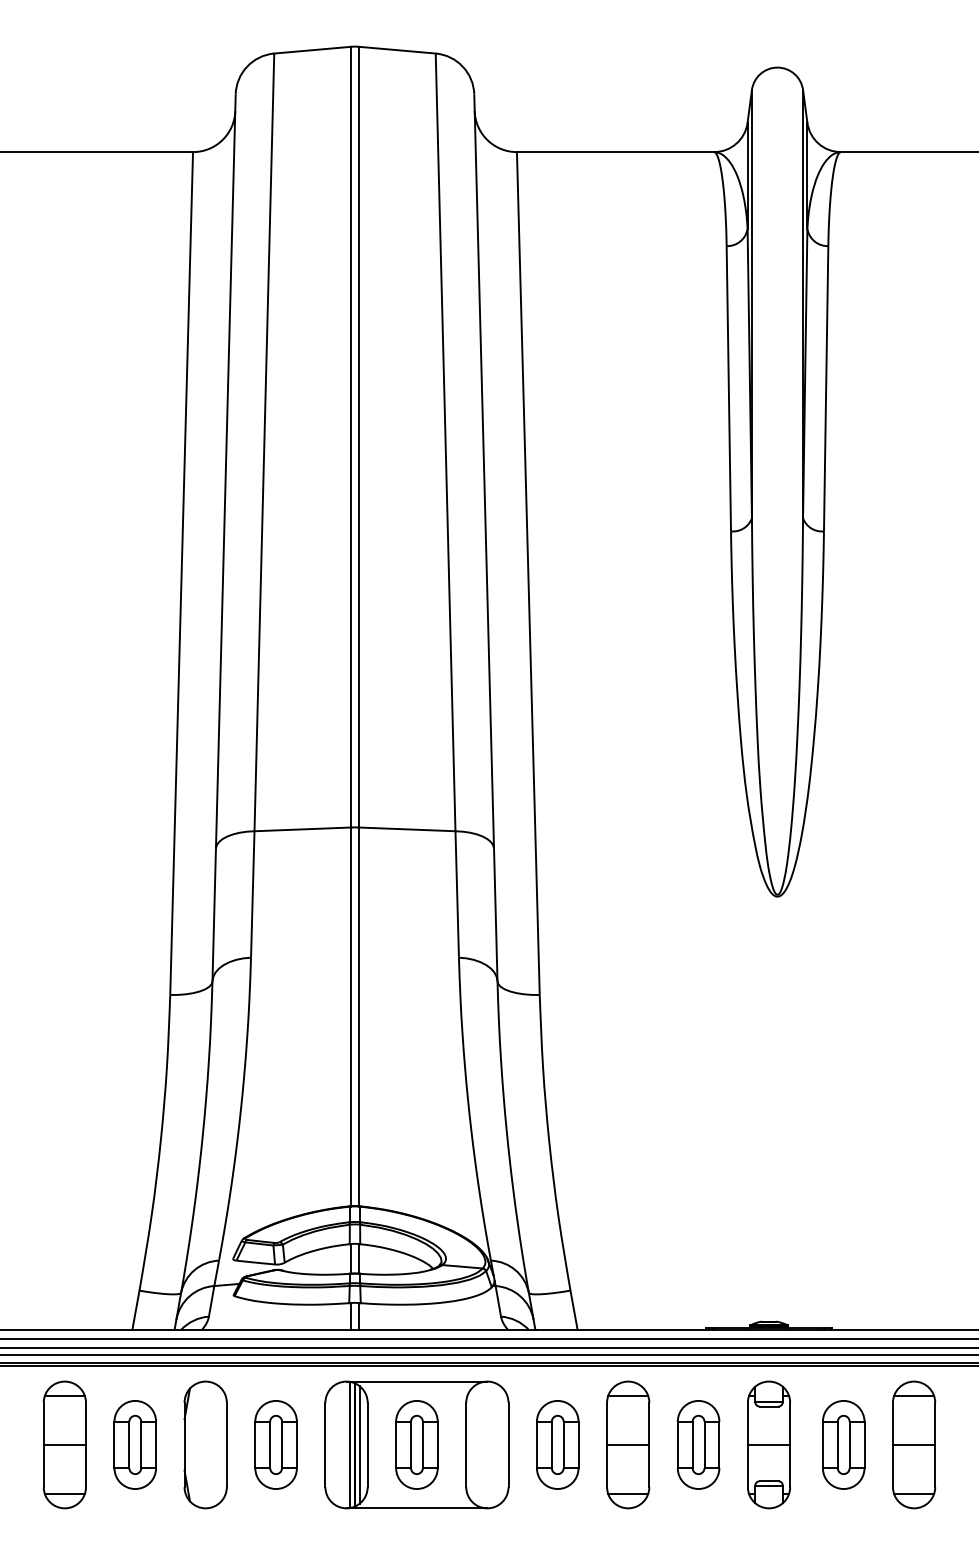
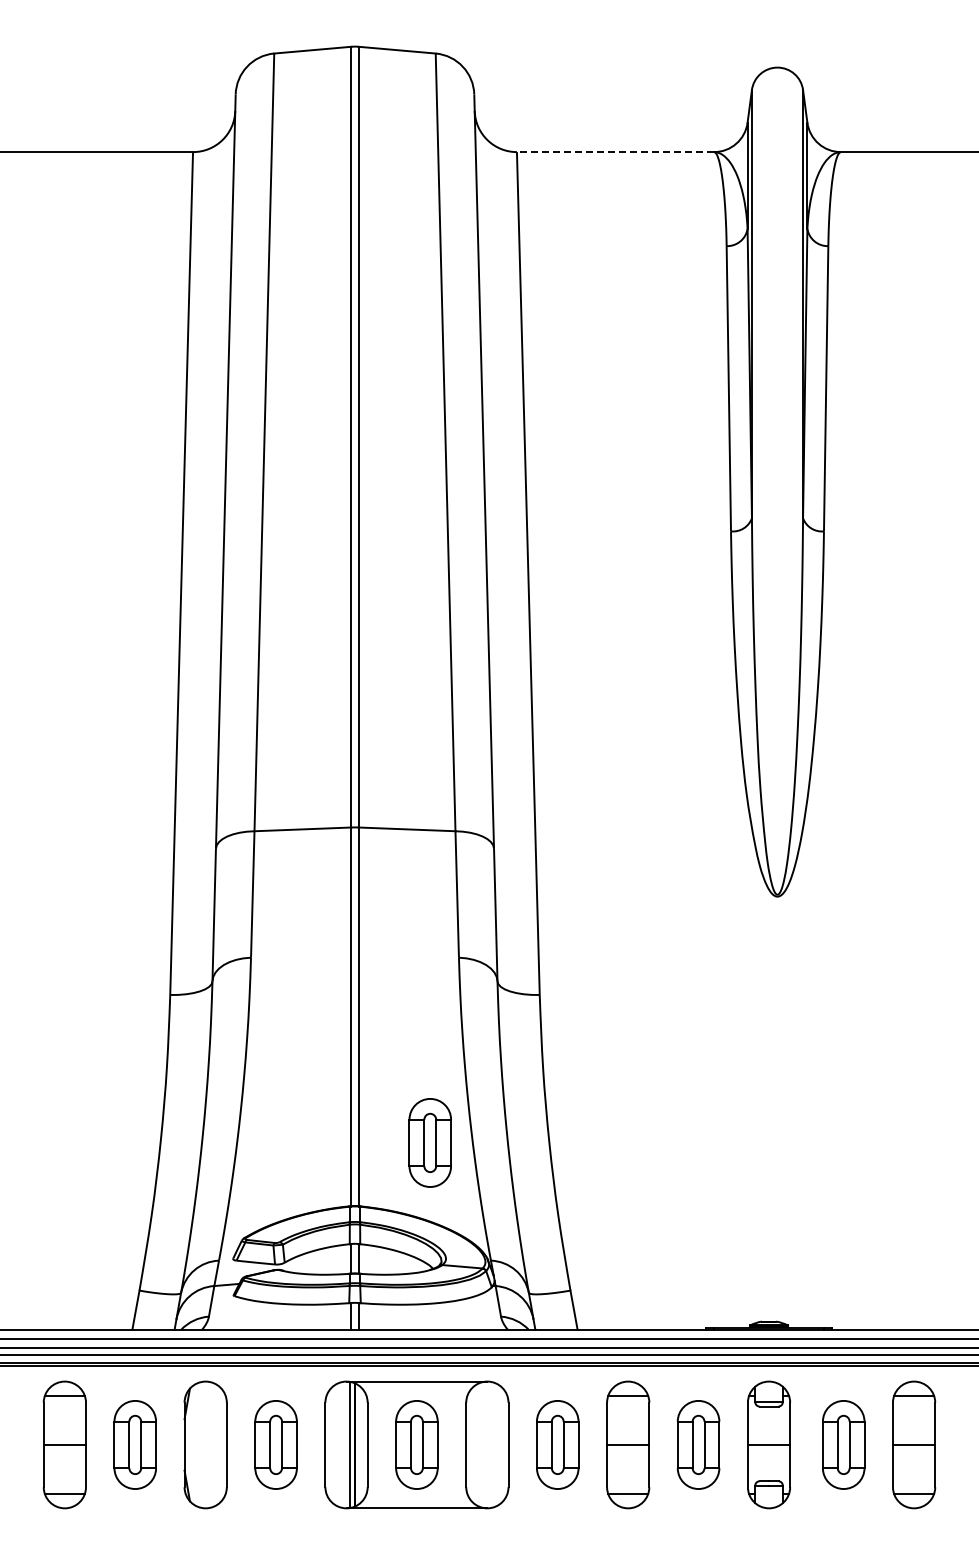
line: solid -> dashed (615, 152)
part: none -> present (429, 1142)
line: present -> none (359, 1444)
